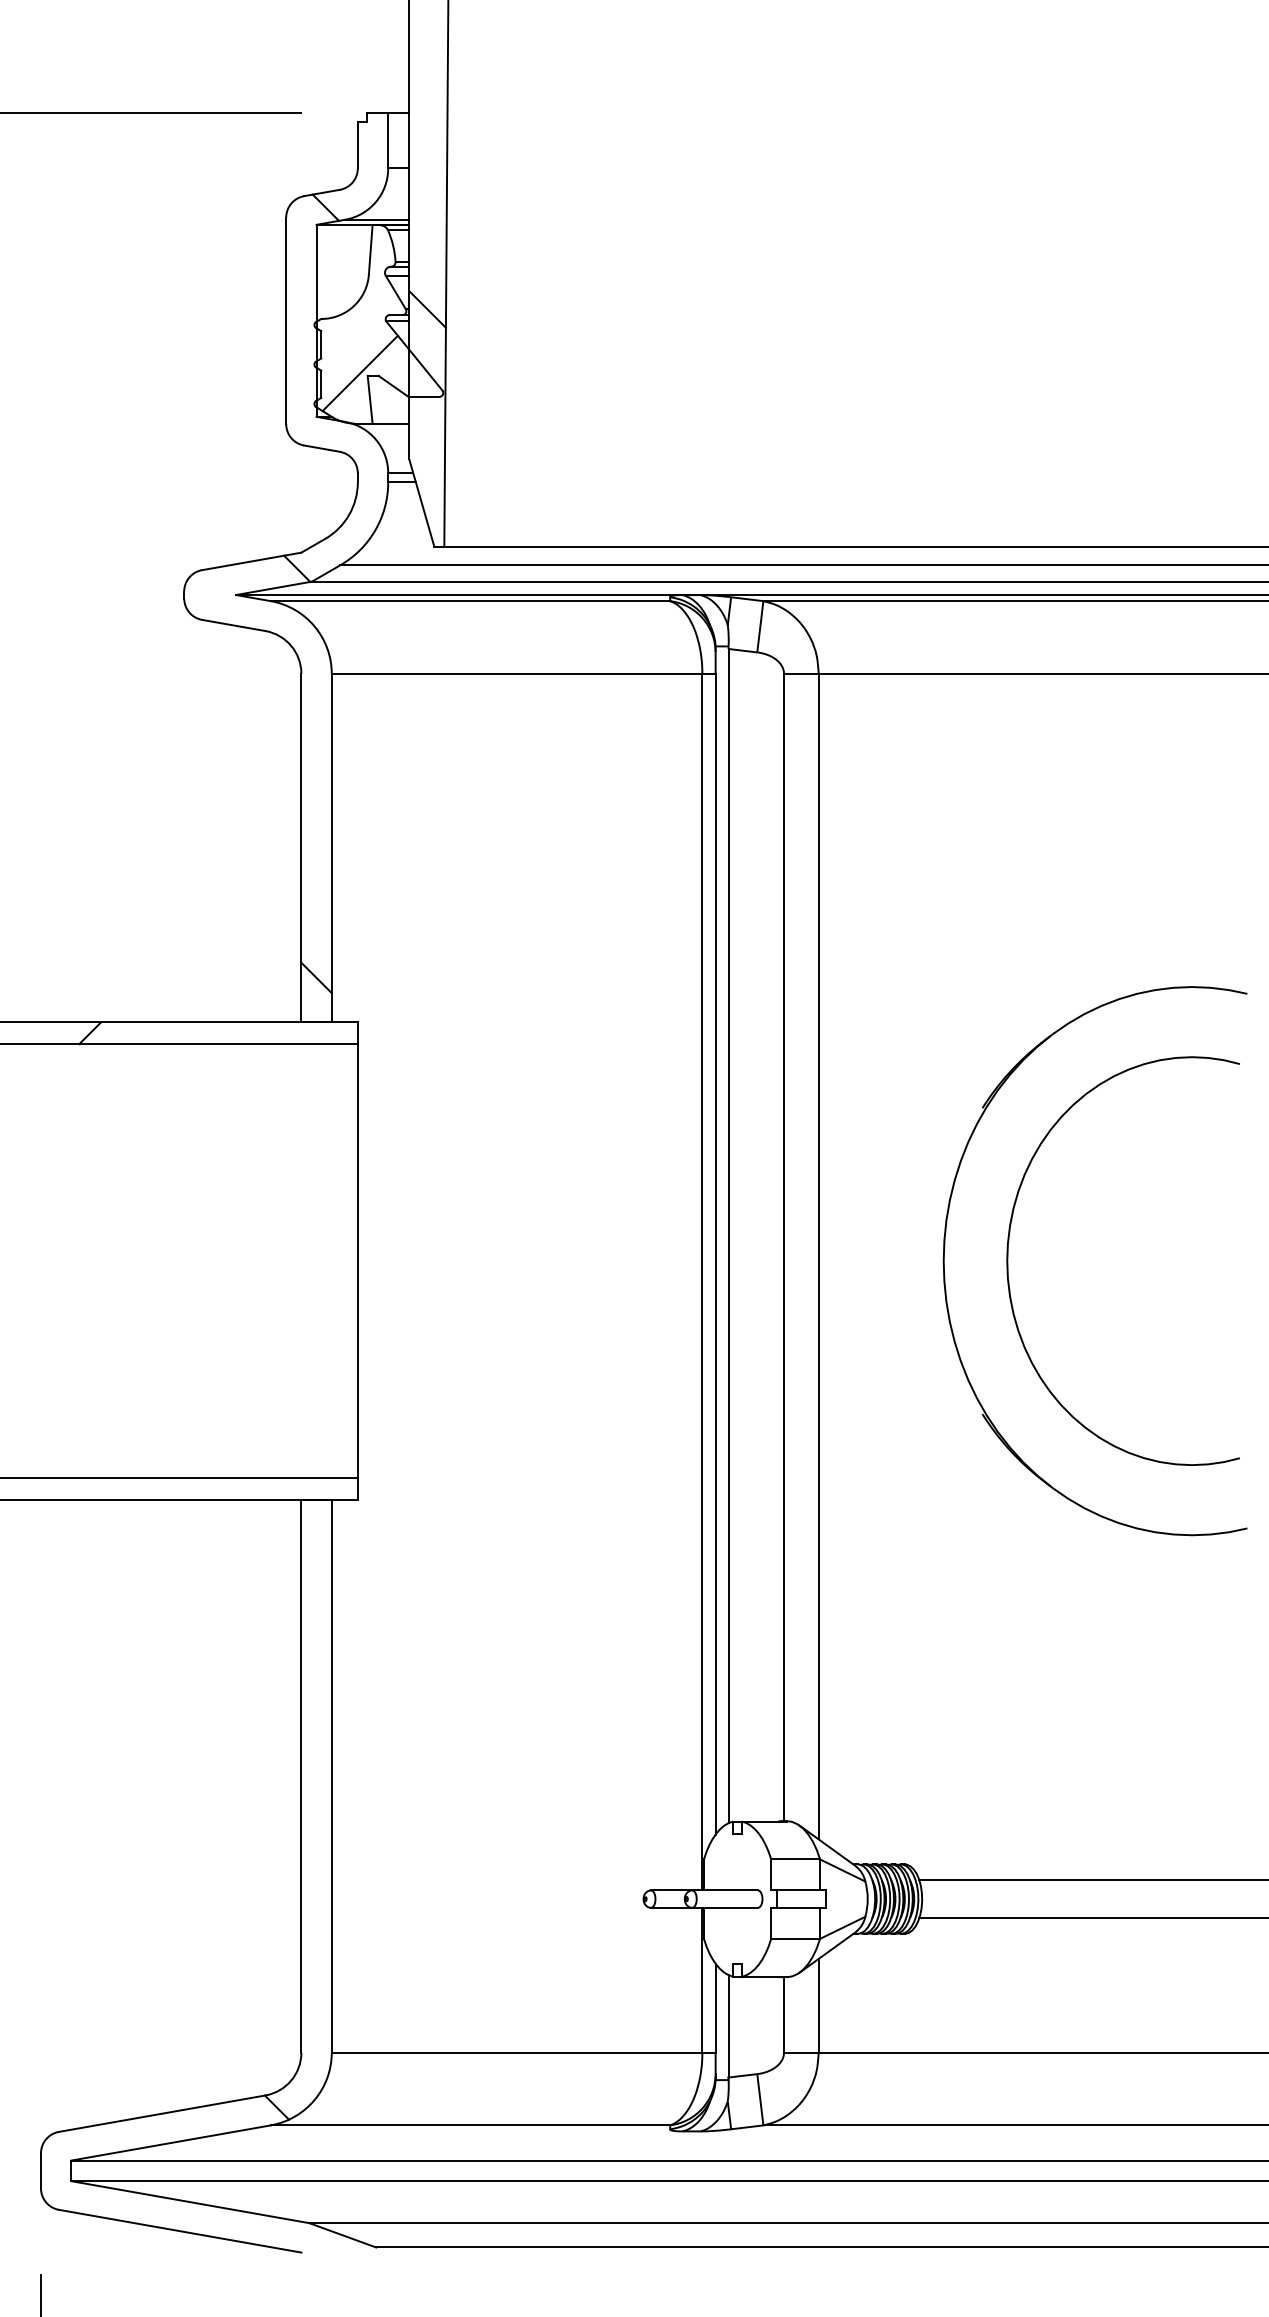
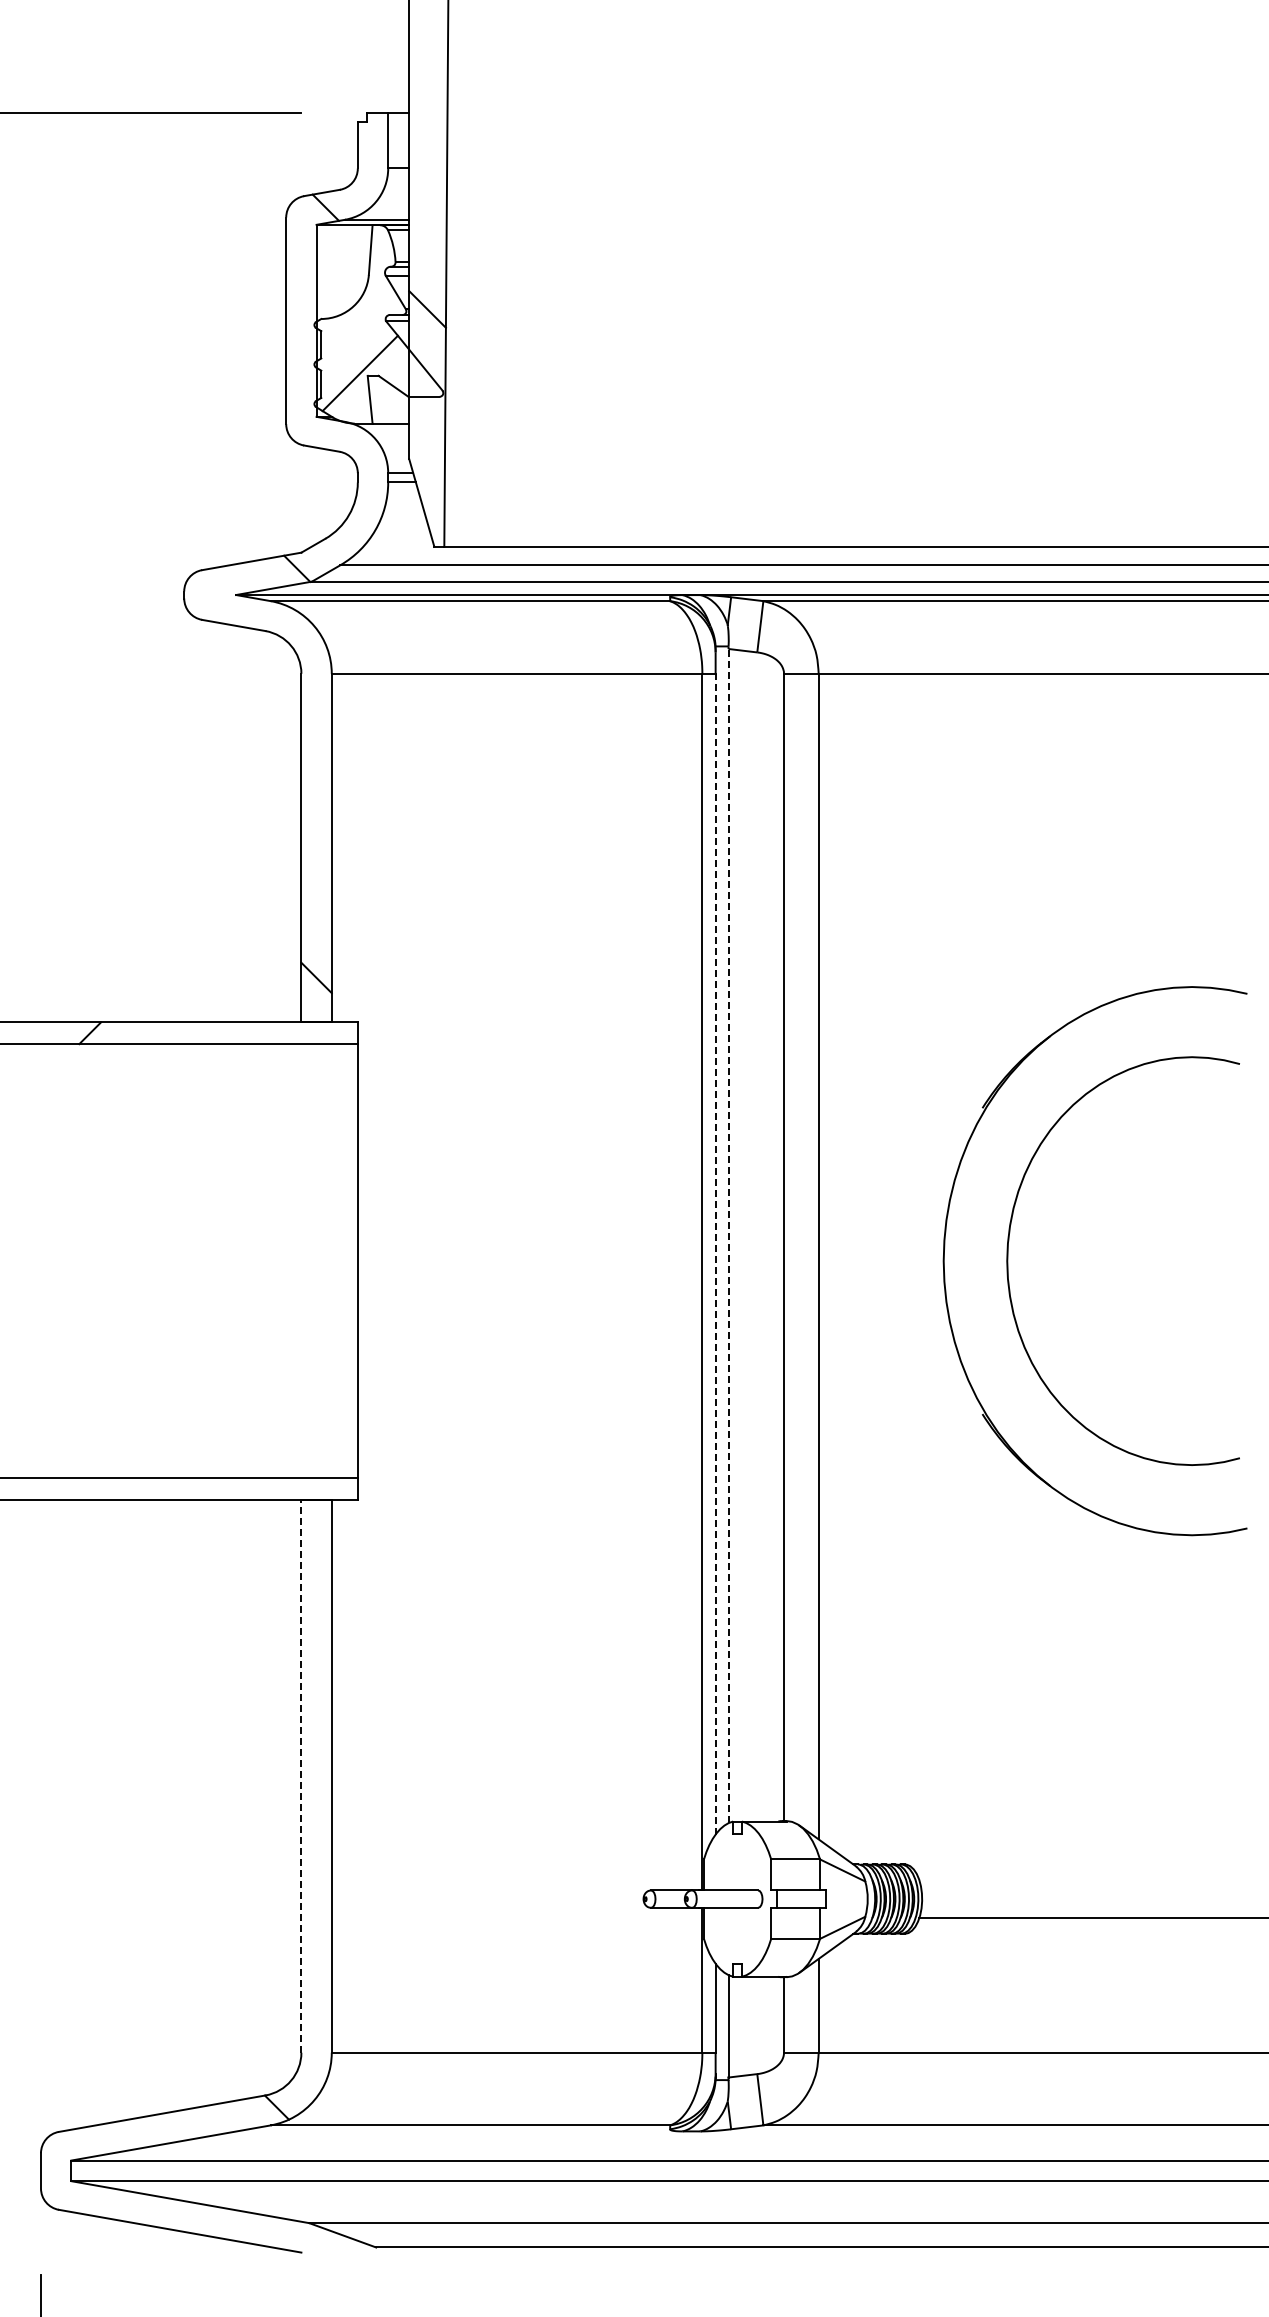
line: solid -> dashed (728, 1235)
line: solid -> dashed (715, 1253)
line: solid -> dashed (301, 1775)
line: present -> none (1092, 1879)
